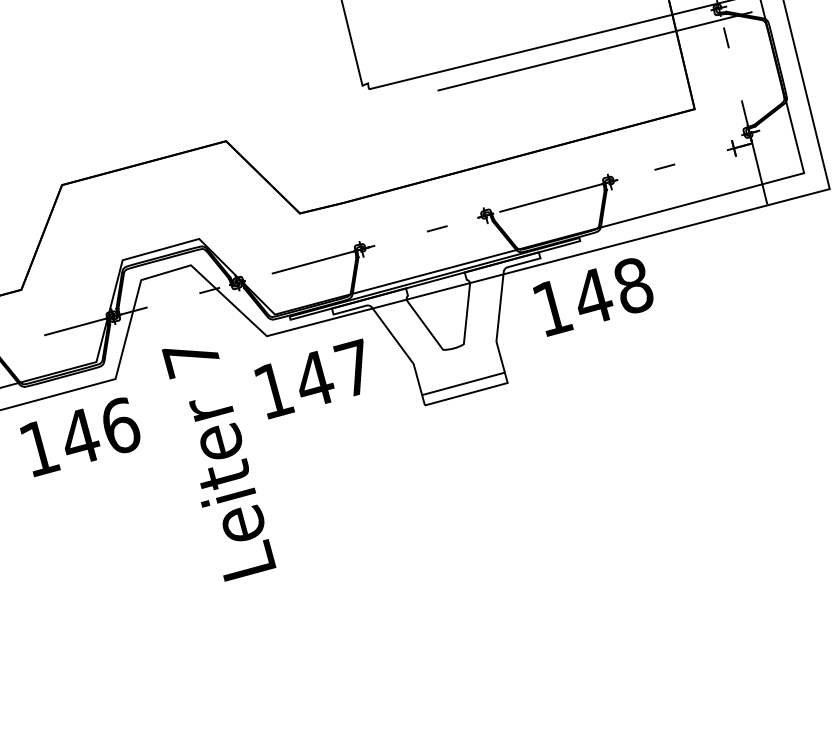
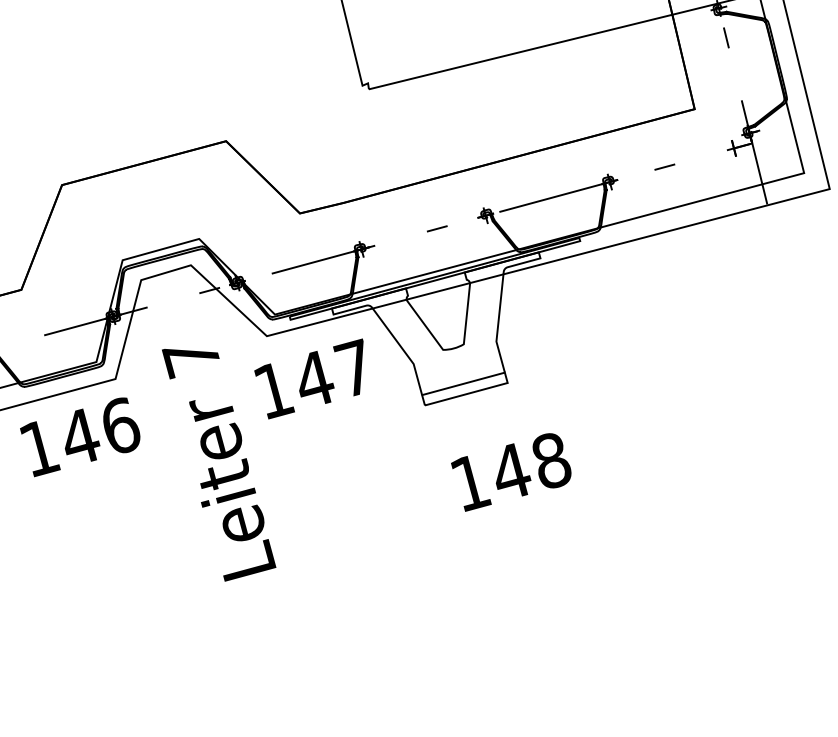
line: present -> none (594, 51)
text position: (593, 297) -> (511, 472) (511, 472)
